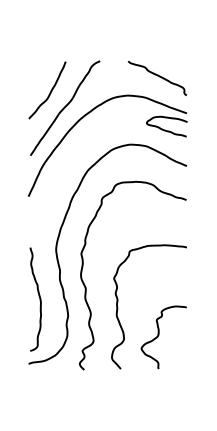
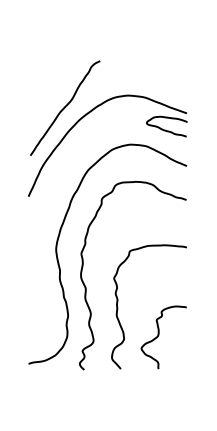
curve: present -> none (157, 76)
curve: present -> none (49, 92)
curve: present -> none (39, 299)
